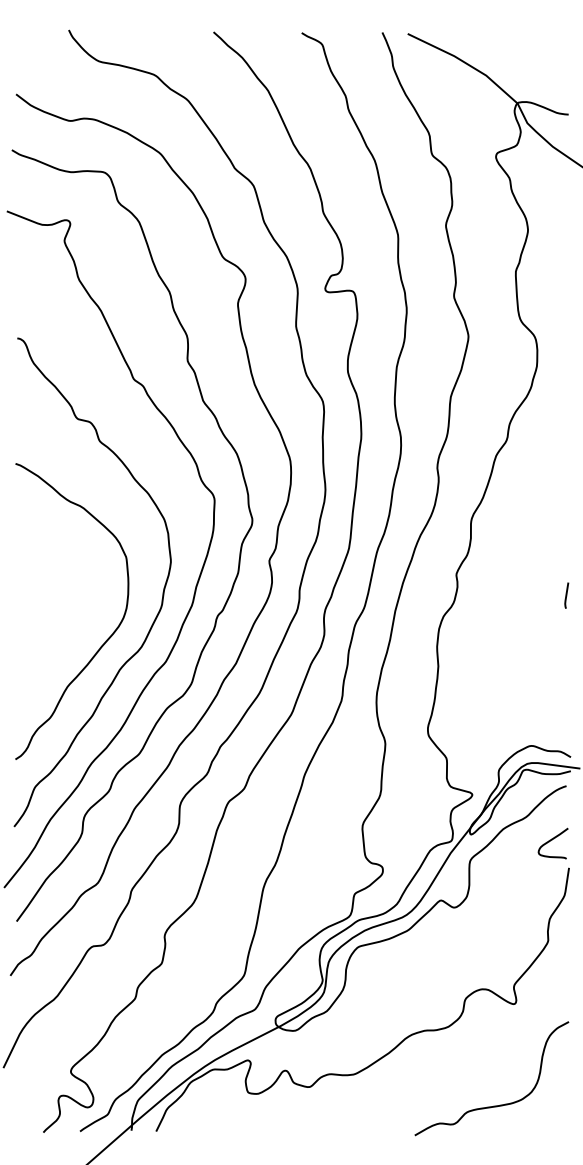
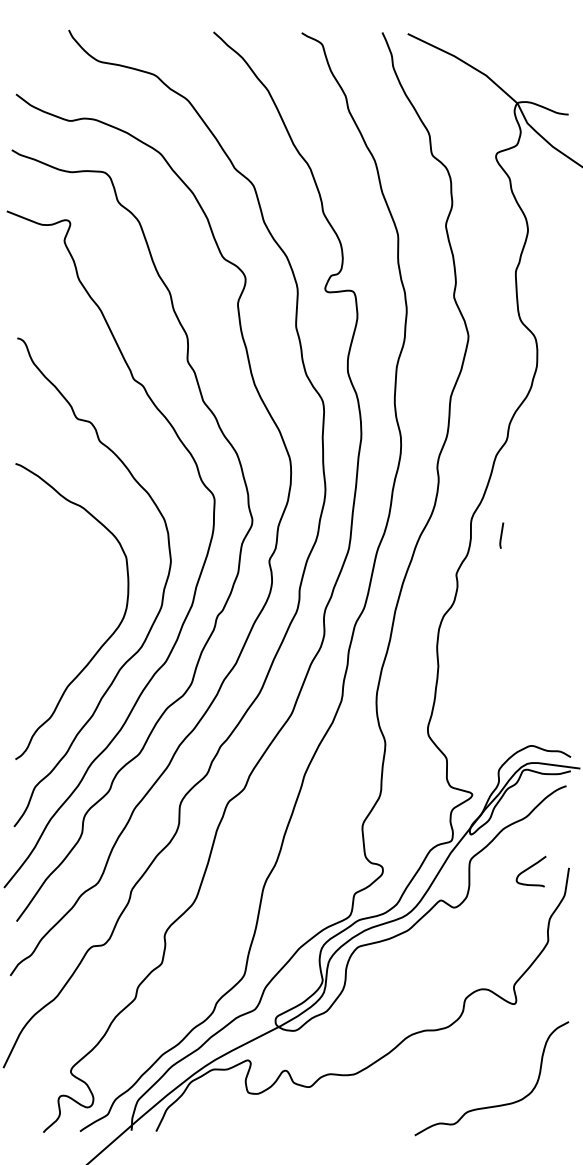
line position: (566, 595) -> (501, 535) (501, 535)
curve position: (550, 841) -> (528, 869) (528, 869)
